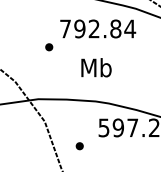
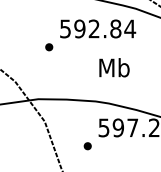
text: 792.84 -> 592.84 (65, 28)
text position: (96, 67) -> (114, 67) (114, 67)
part position: (79, 146) -> (87, 146) (87, 146)
